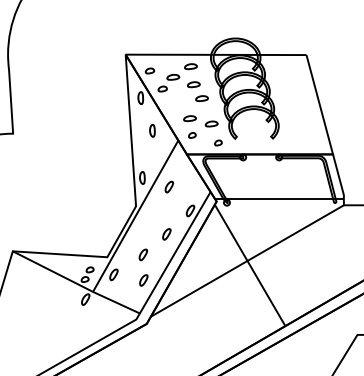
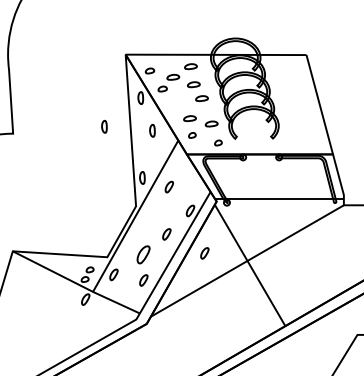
part: none -> present (104, 126)
part: none -> present (204, 253)
part size: 10x14 px -> 15x20 px (143, 254)
